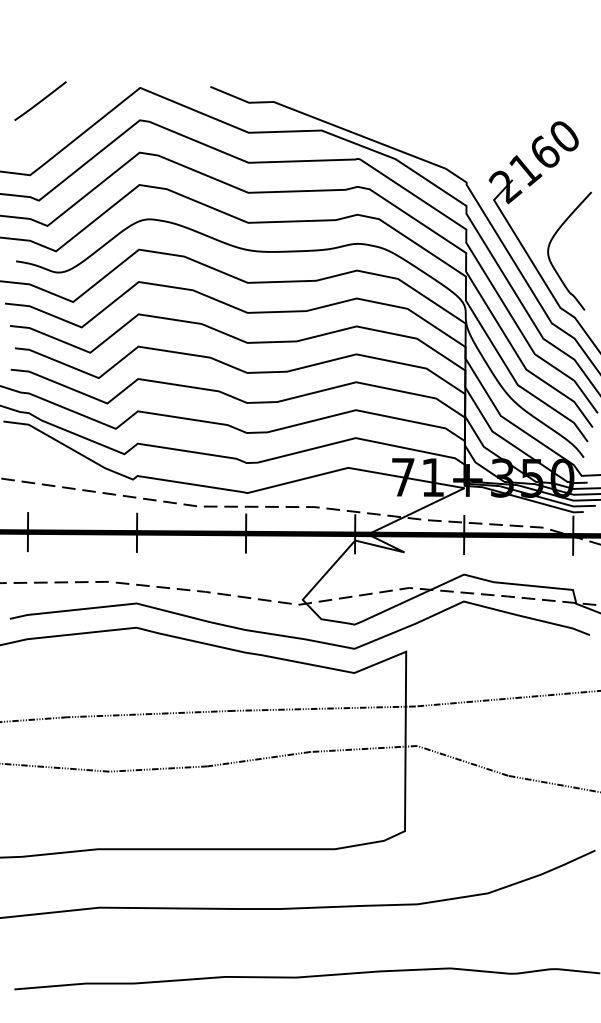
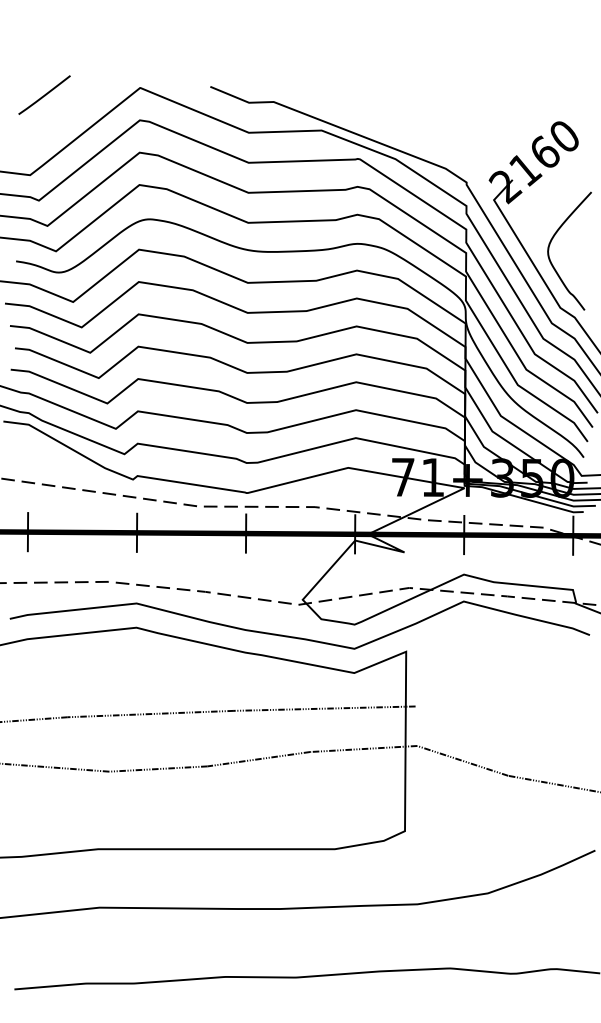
line position: (40, 100) -> (44, 94) (44, 94)
line: present -> none (506, 698)
